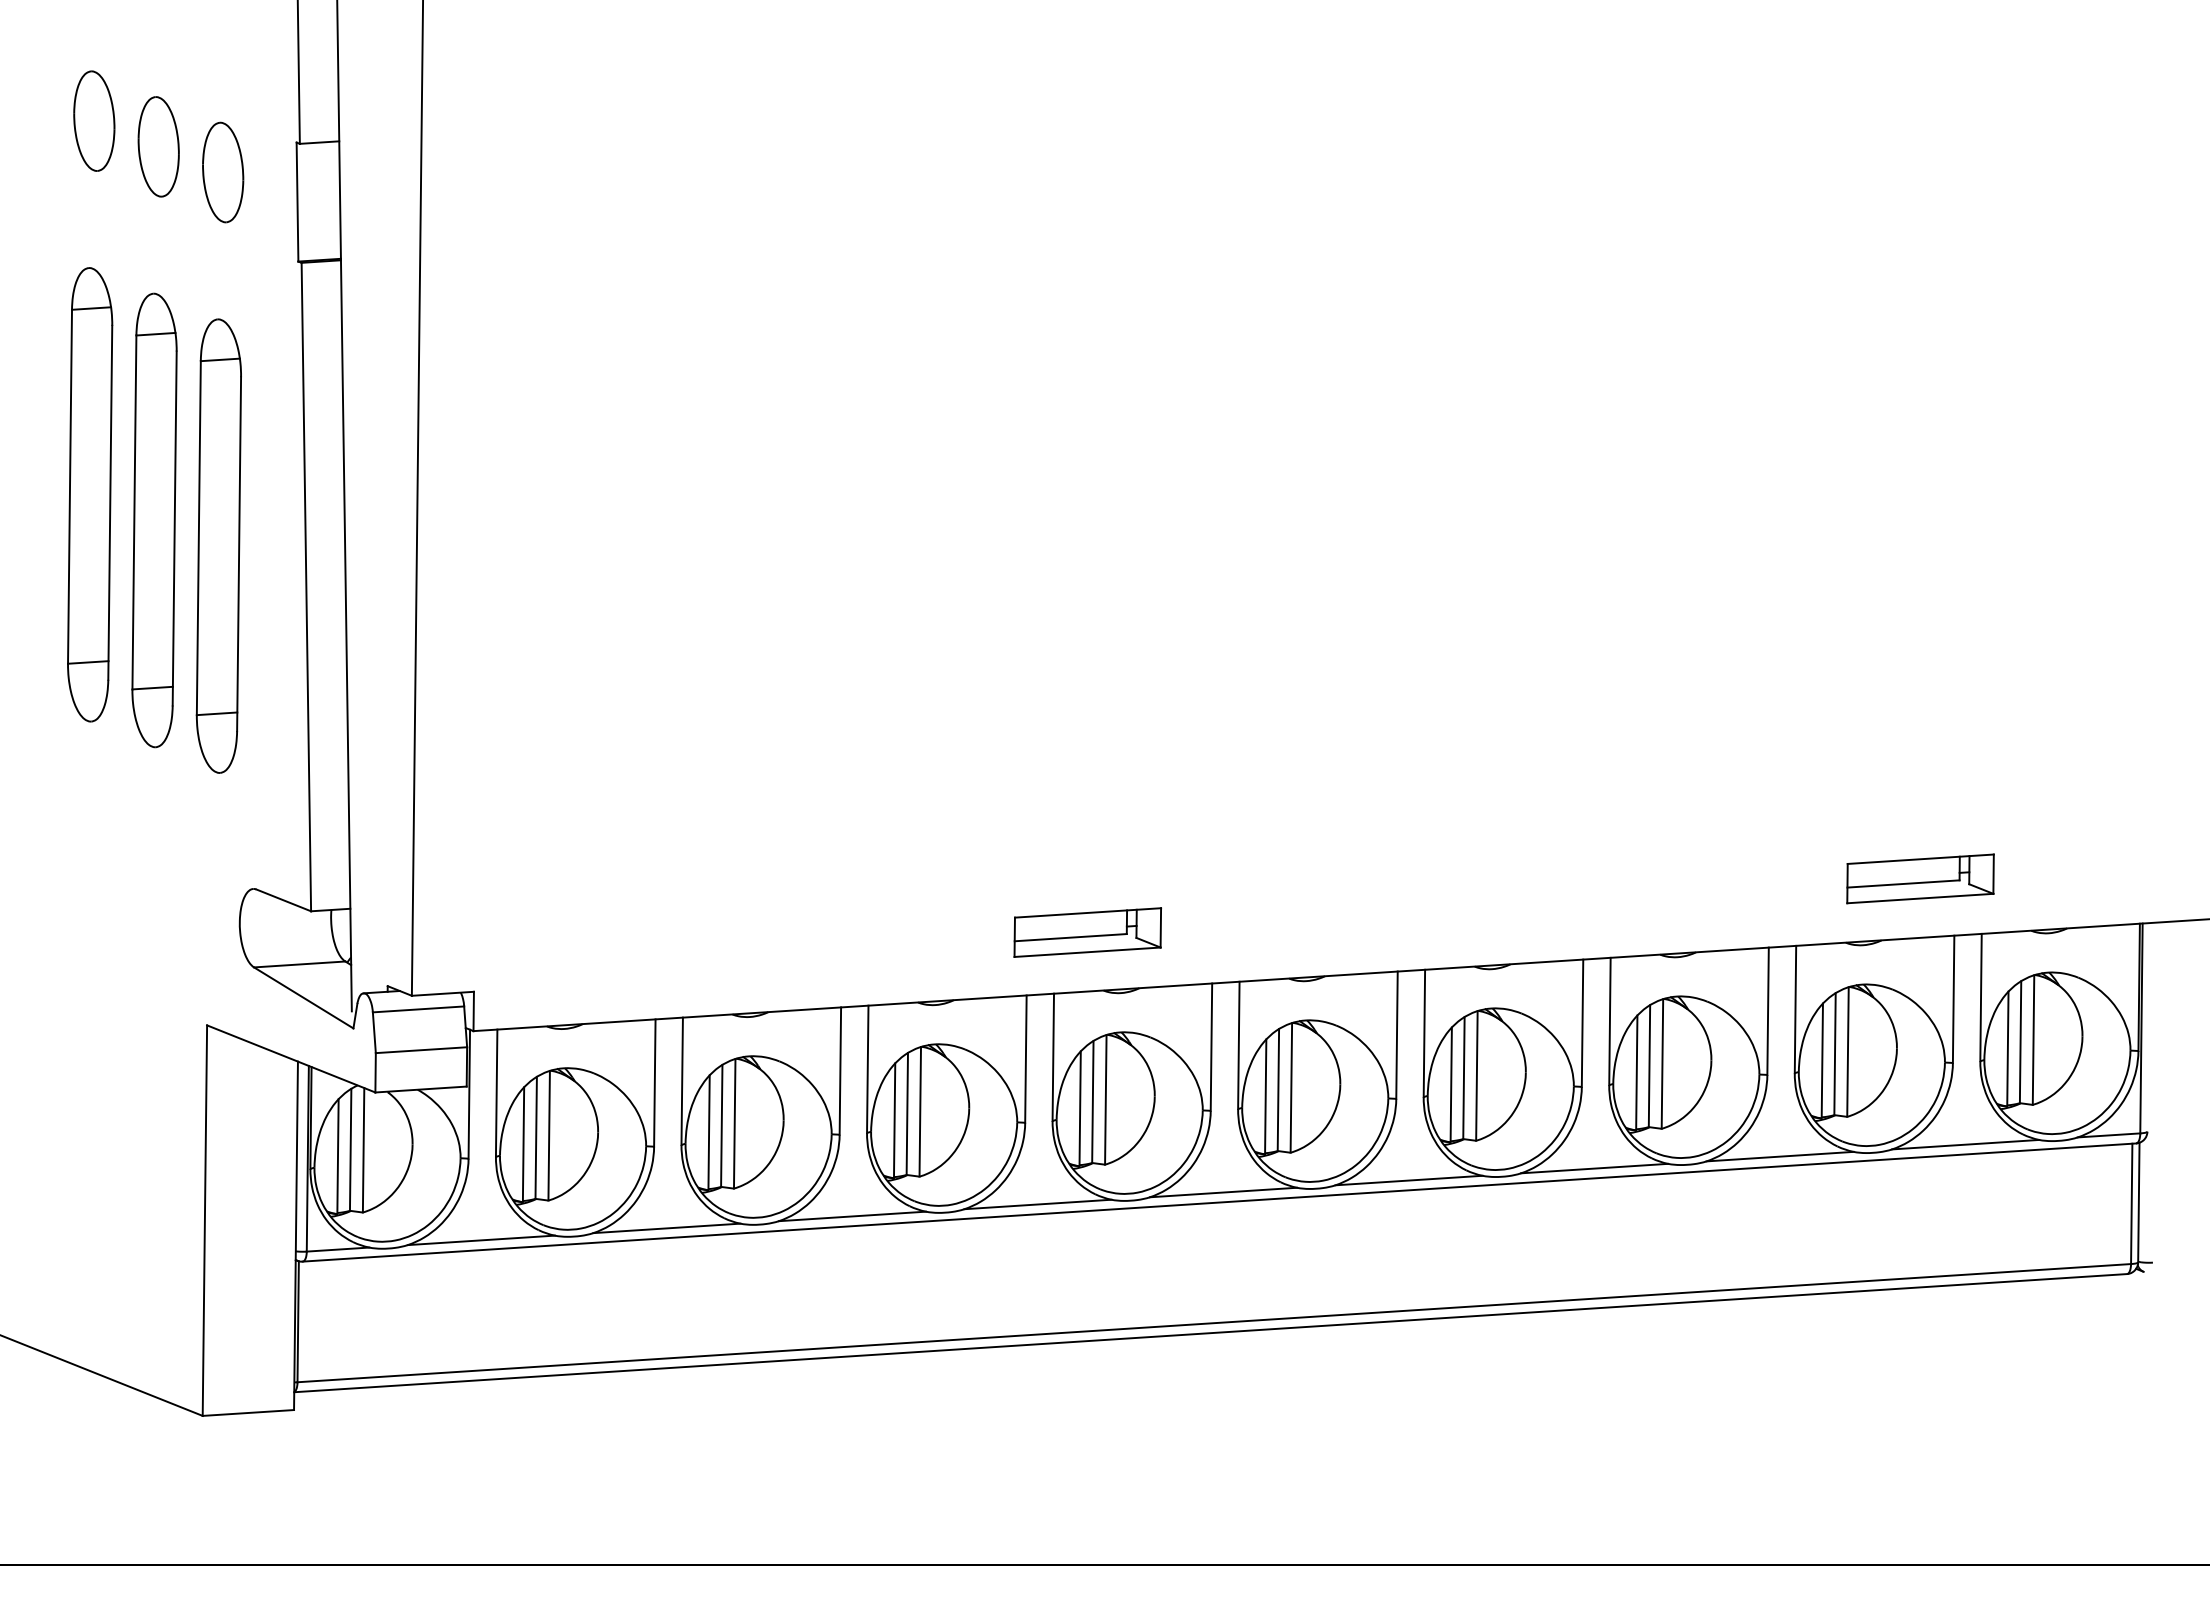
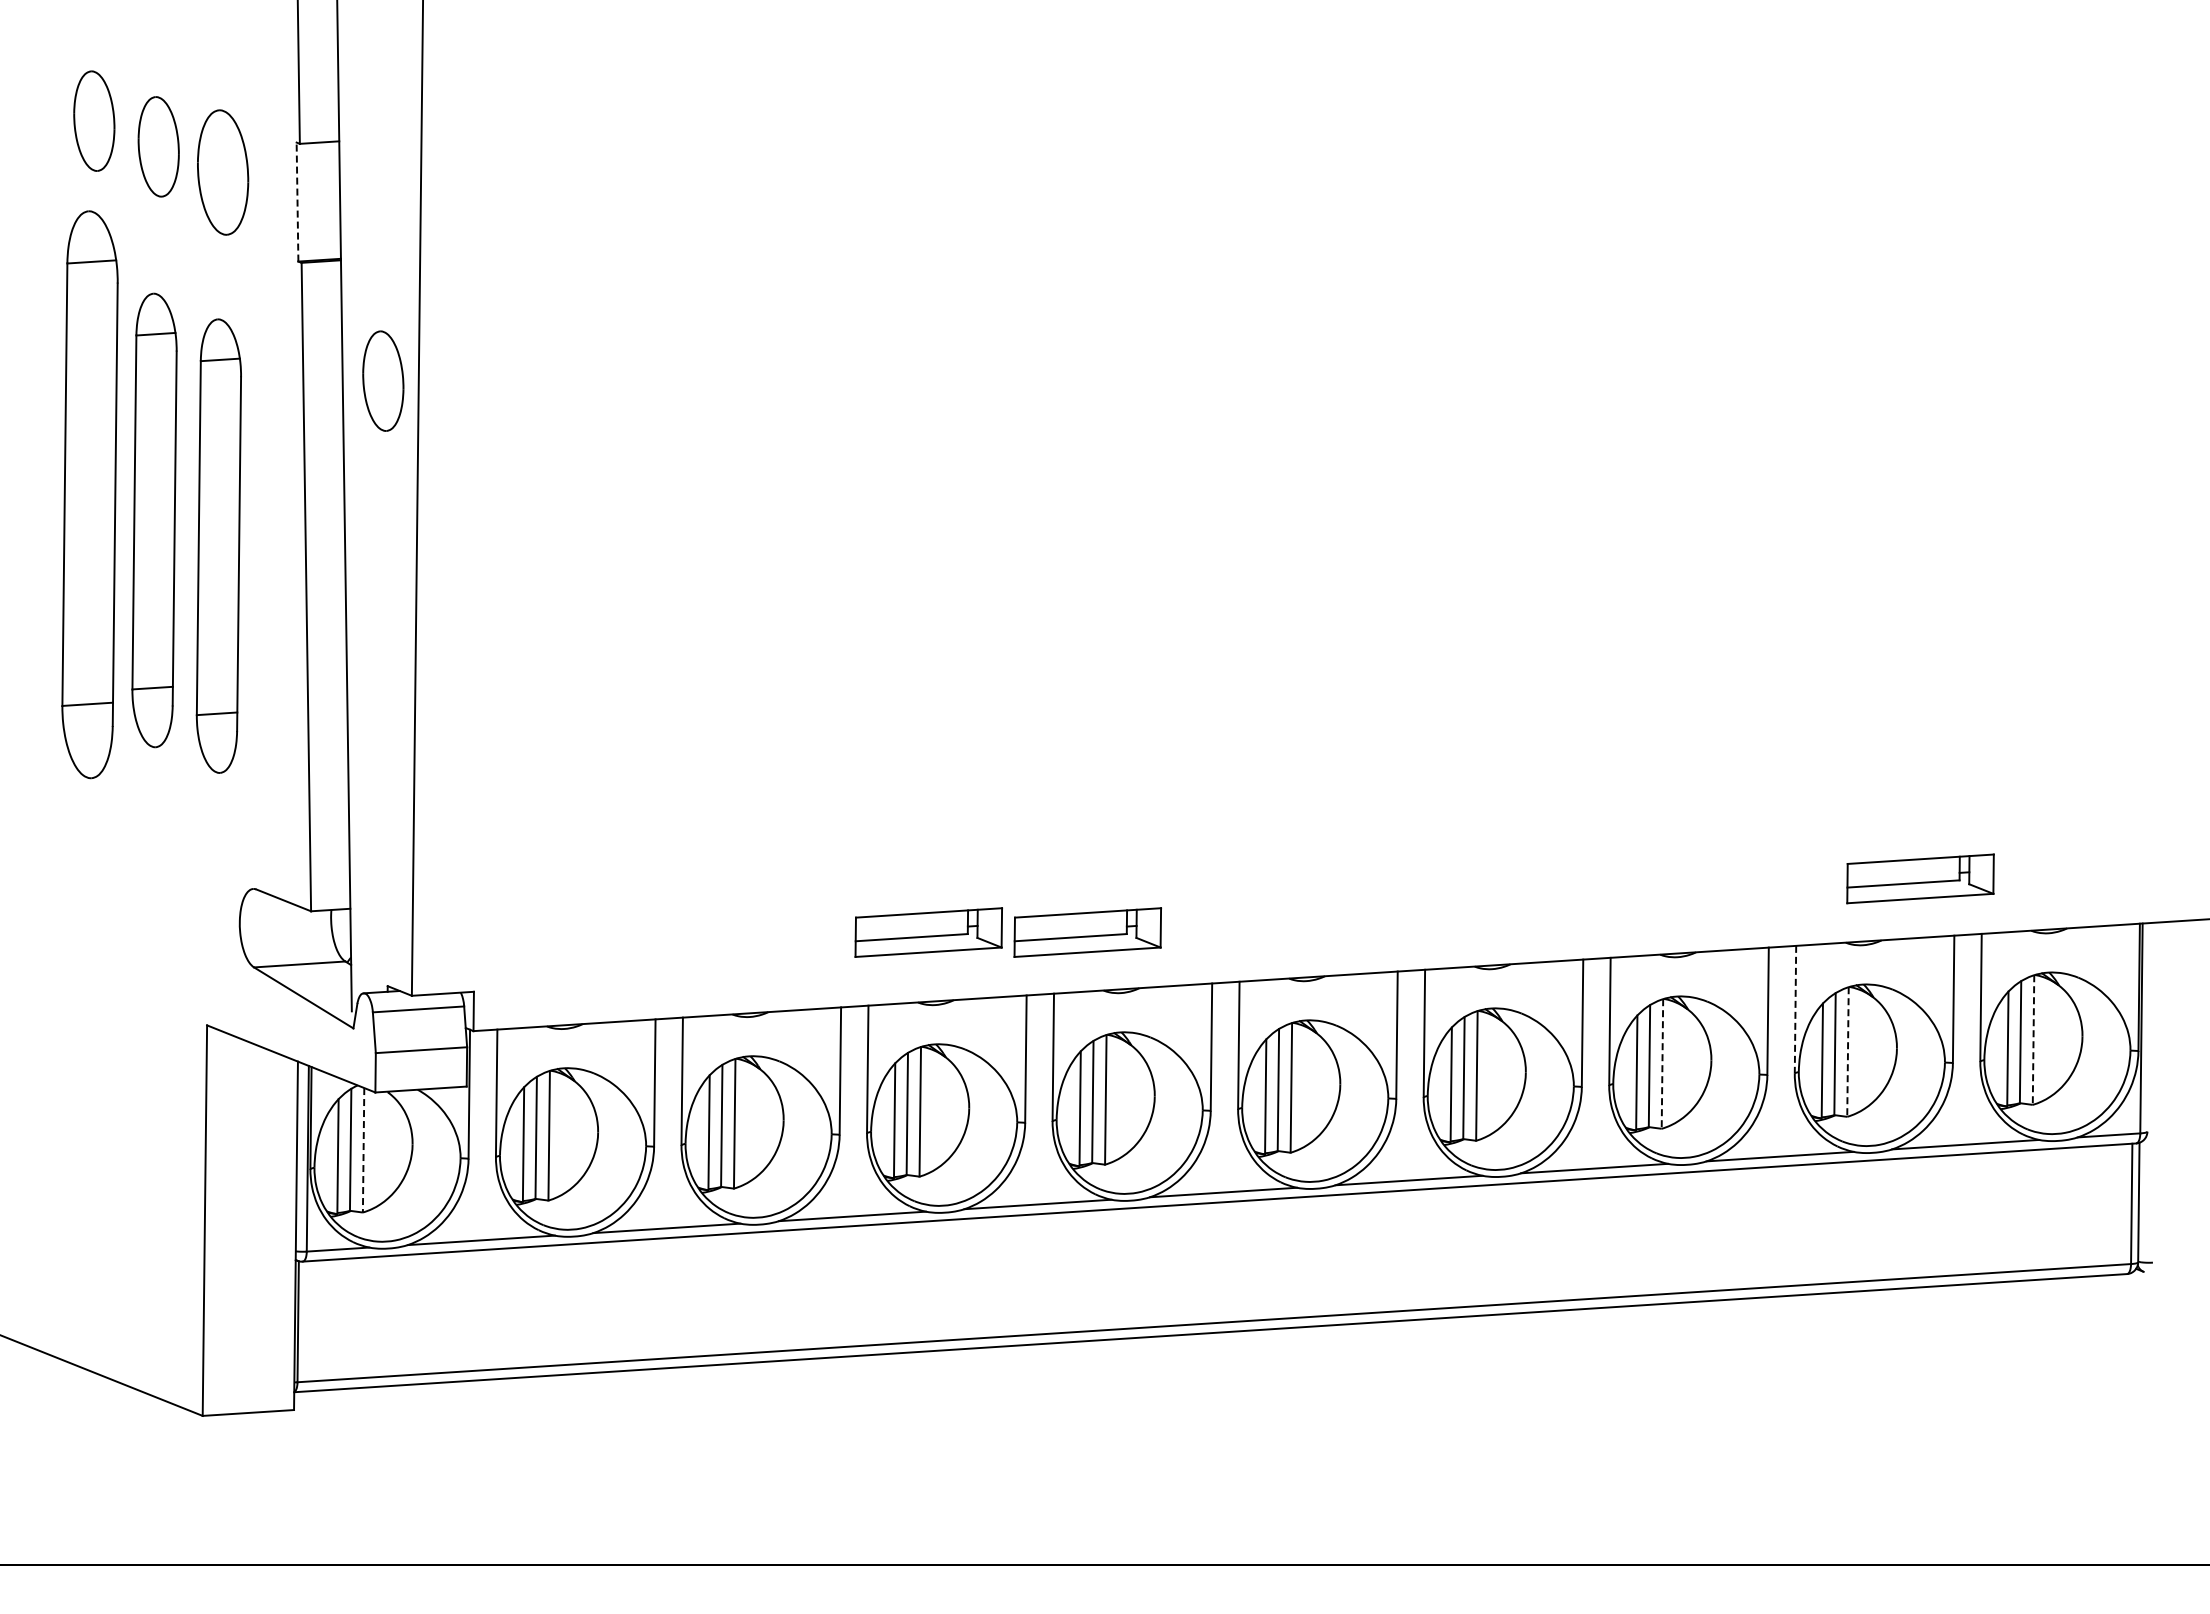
part size: 43x103 px -> 53x127 px (223, 172)
line: solid -> dashed (297, 202)
part: none -> present (383, 380)
part size: 47x456 px -> 58x570 px (89, 494)
part: none -> present (928, 932)
line: solid -> dashed (1795, 1009)
line: solid -> dashed (2033, 1040)
line: solid -> dashed (1847, 1052)
line: solid -> dashed (1662, 1064)
line: solid -> dashed (363, 1150)
